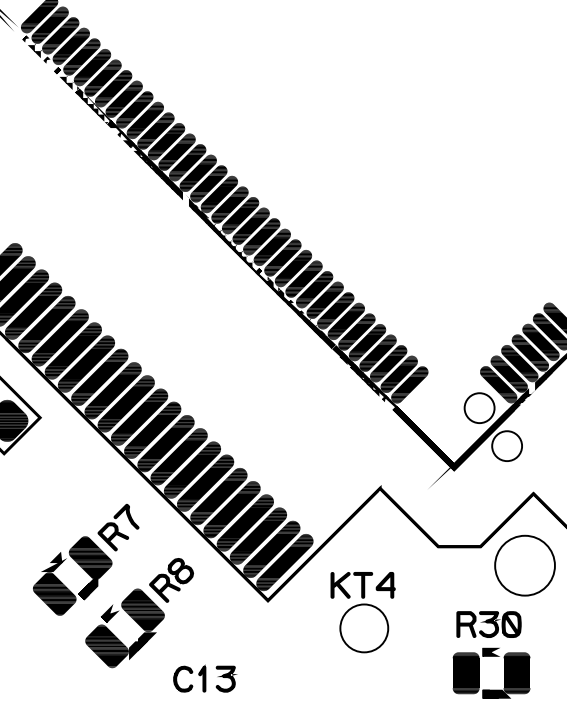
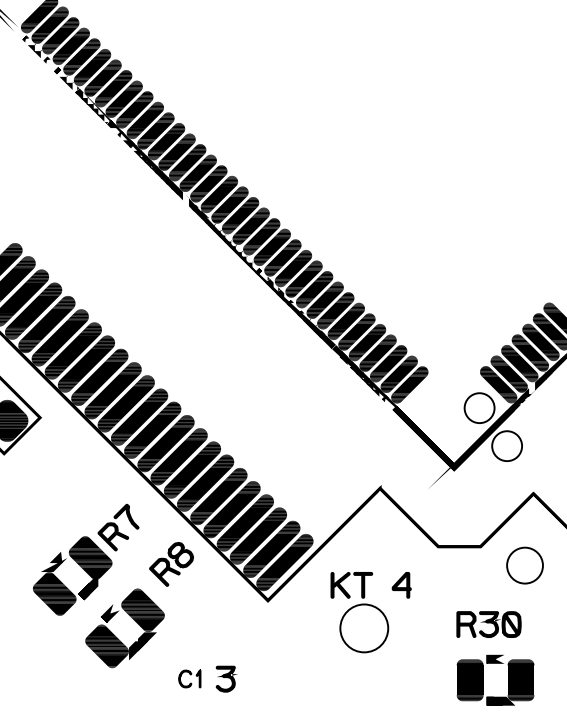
part size: 62x63 px -> 38x39 px (524, 565)
part position: (171, 580) -> (171, 564) (171, 564)
part position: (385, 585) -> (401, 585) (401, 585)
part position: (479, 672) -> (483, 679) (483, 679)
part size: 34x29 px -> 24x20 px (189, 678)
